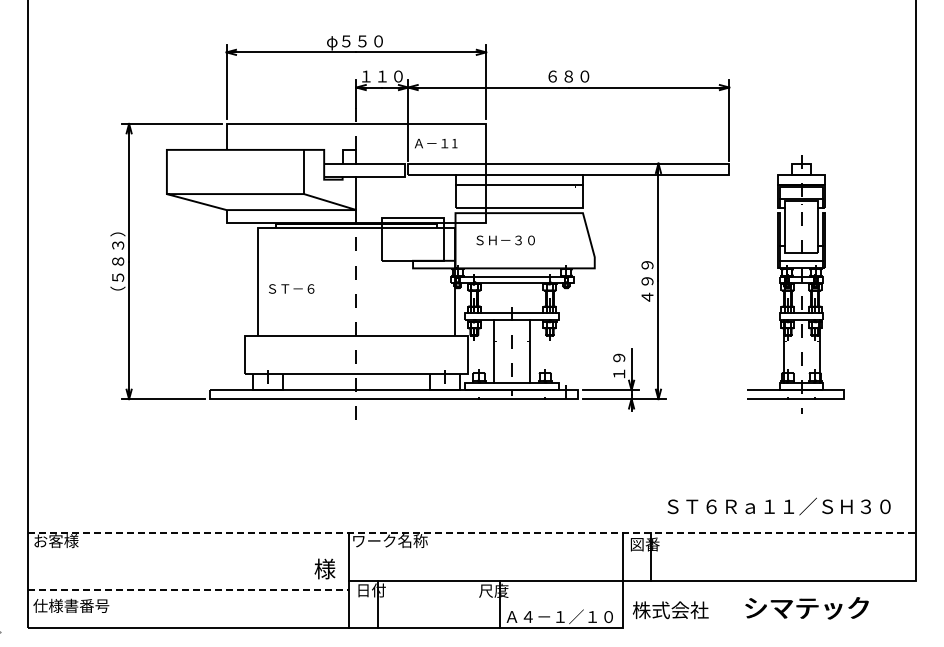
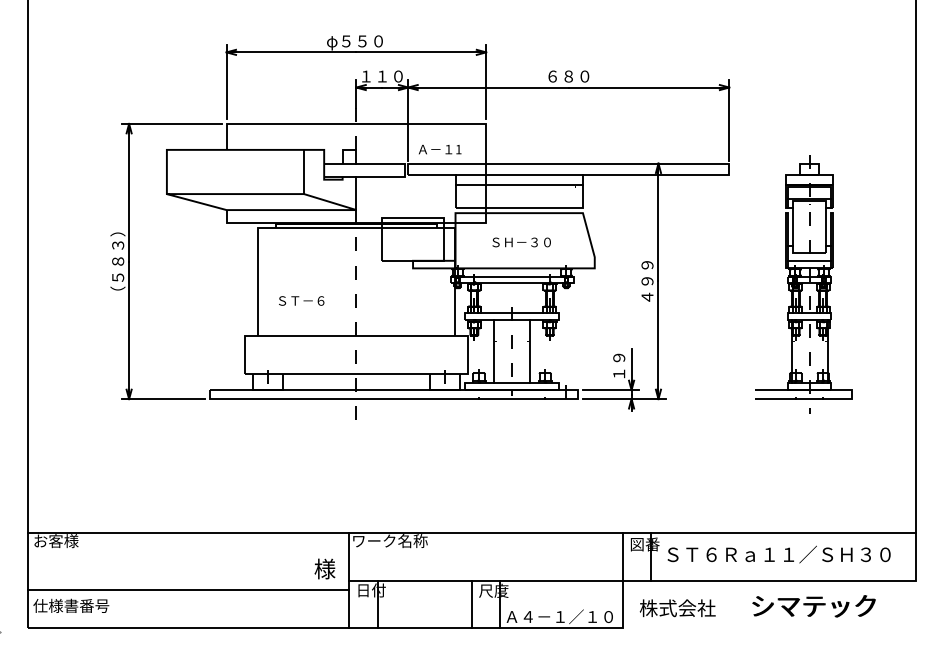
text position: (436, 143) -> (440, 149) (440, 149)
text position: (505, 240) -> (521, 242) (521, 242)
part position: (795, 284) -> (803, 284) (803, 284)
text position: (291, 288) -> (301, 300) (301, 300)
text position: (778, 506) -> (778, 554) (778, 554)
line: dashed -> solid (471, 533)
line: dashed -> solid (189, 589)
line: none -> present (472, 603)
text position: (750, 608) -> (757, 606) (757, 606)
